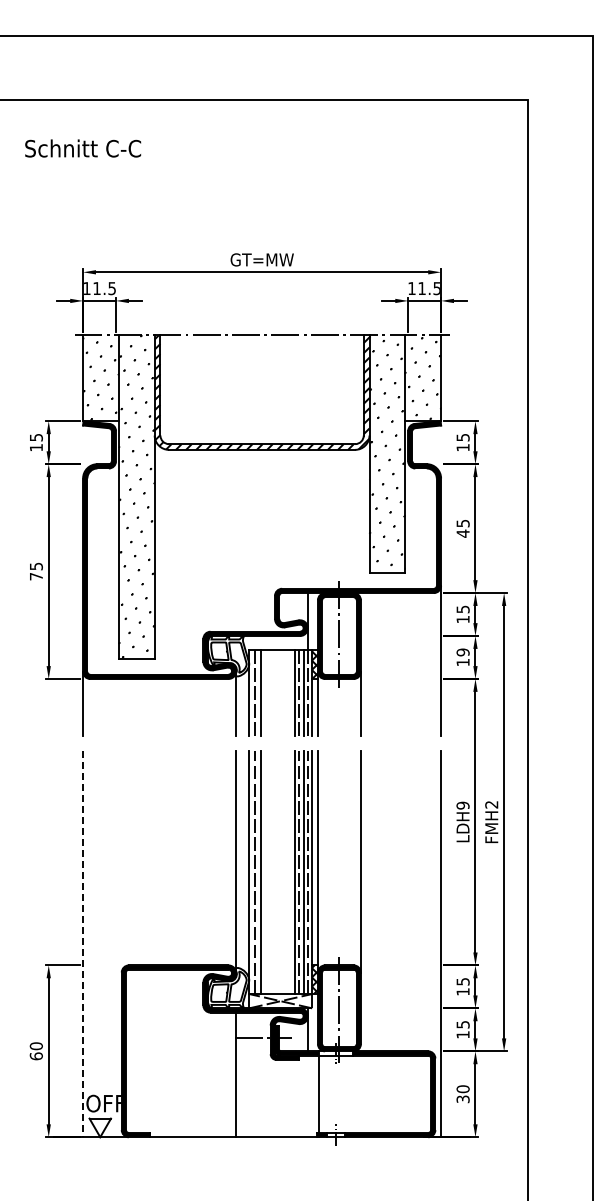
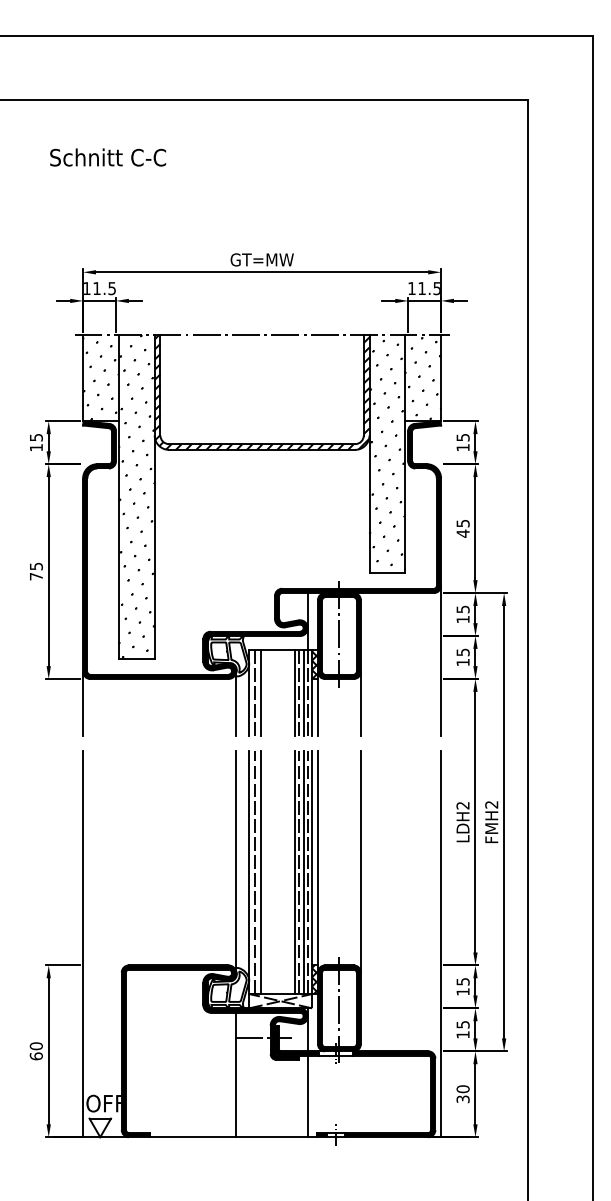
text position: (83, 148) -> (108, 157) (108, 157)
text: 19 -> 15 (462, 652)
text: LDH9 -> LDH2 (462, 805)
line: dashed -> solid (83, 944)
line position: (318, 1096) -> (307, 1096) (307, 1096)
